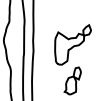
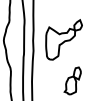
part position: (72, 44) -> (63, 39) (63, 39)
